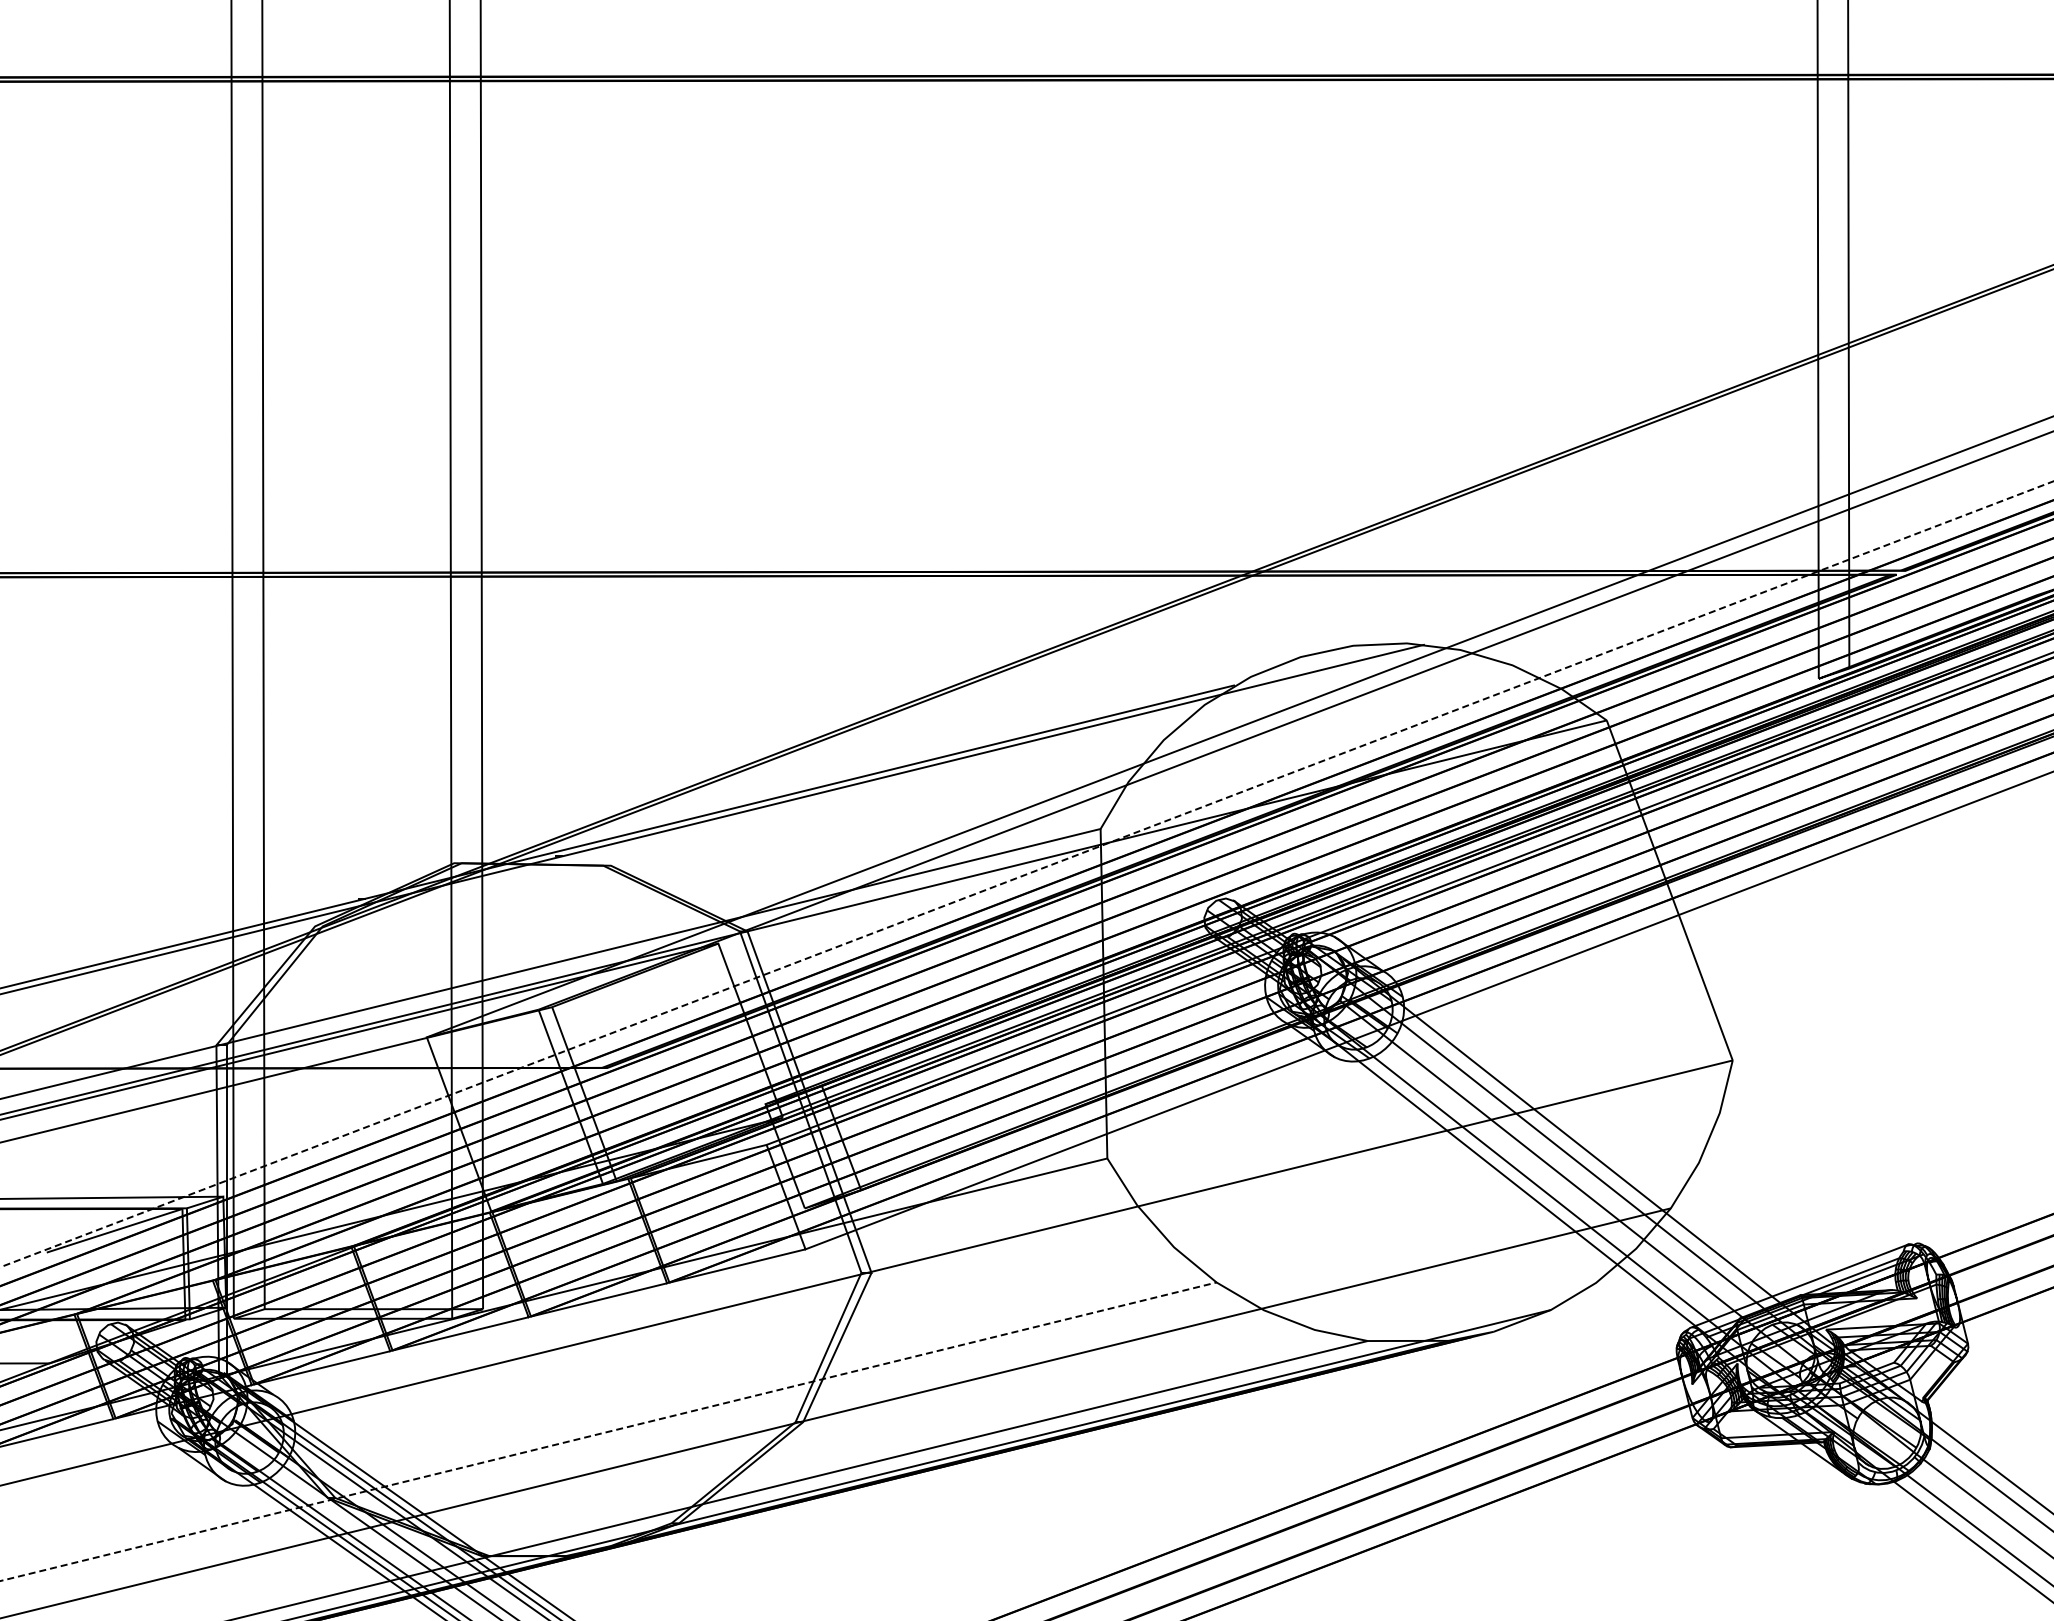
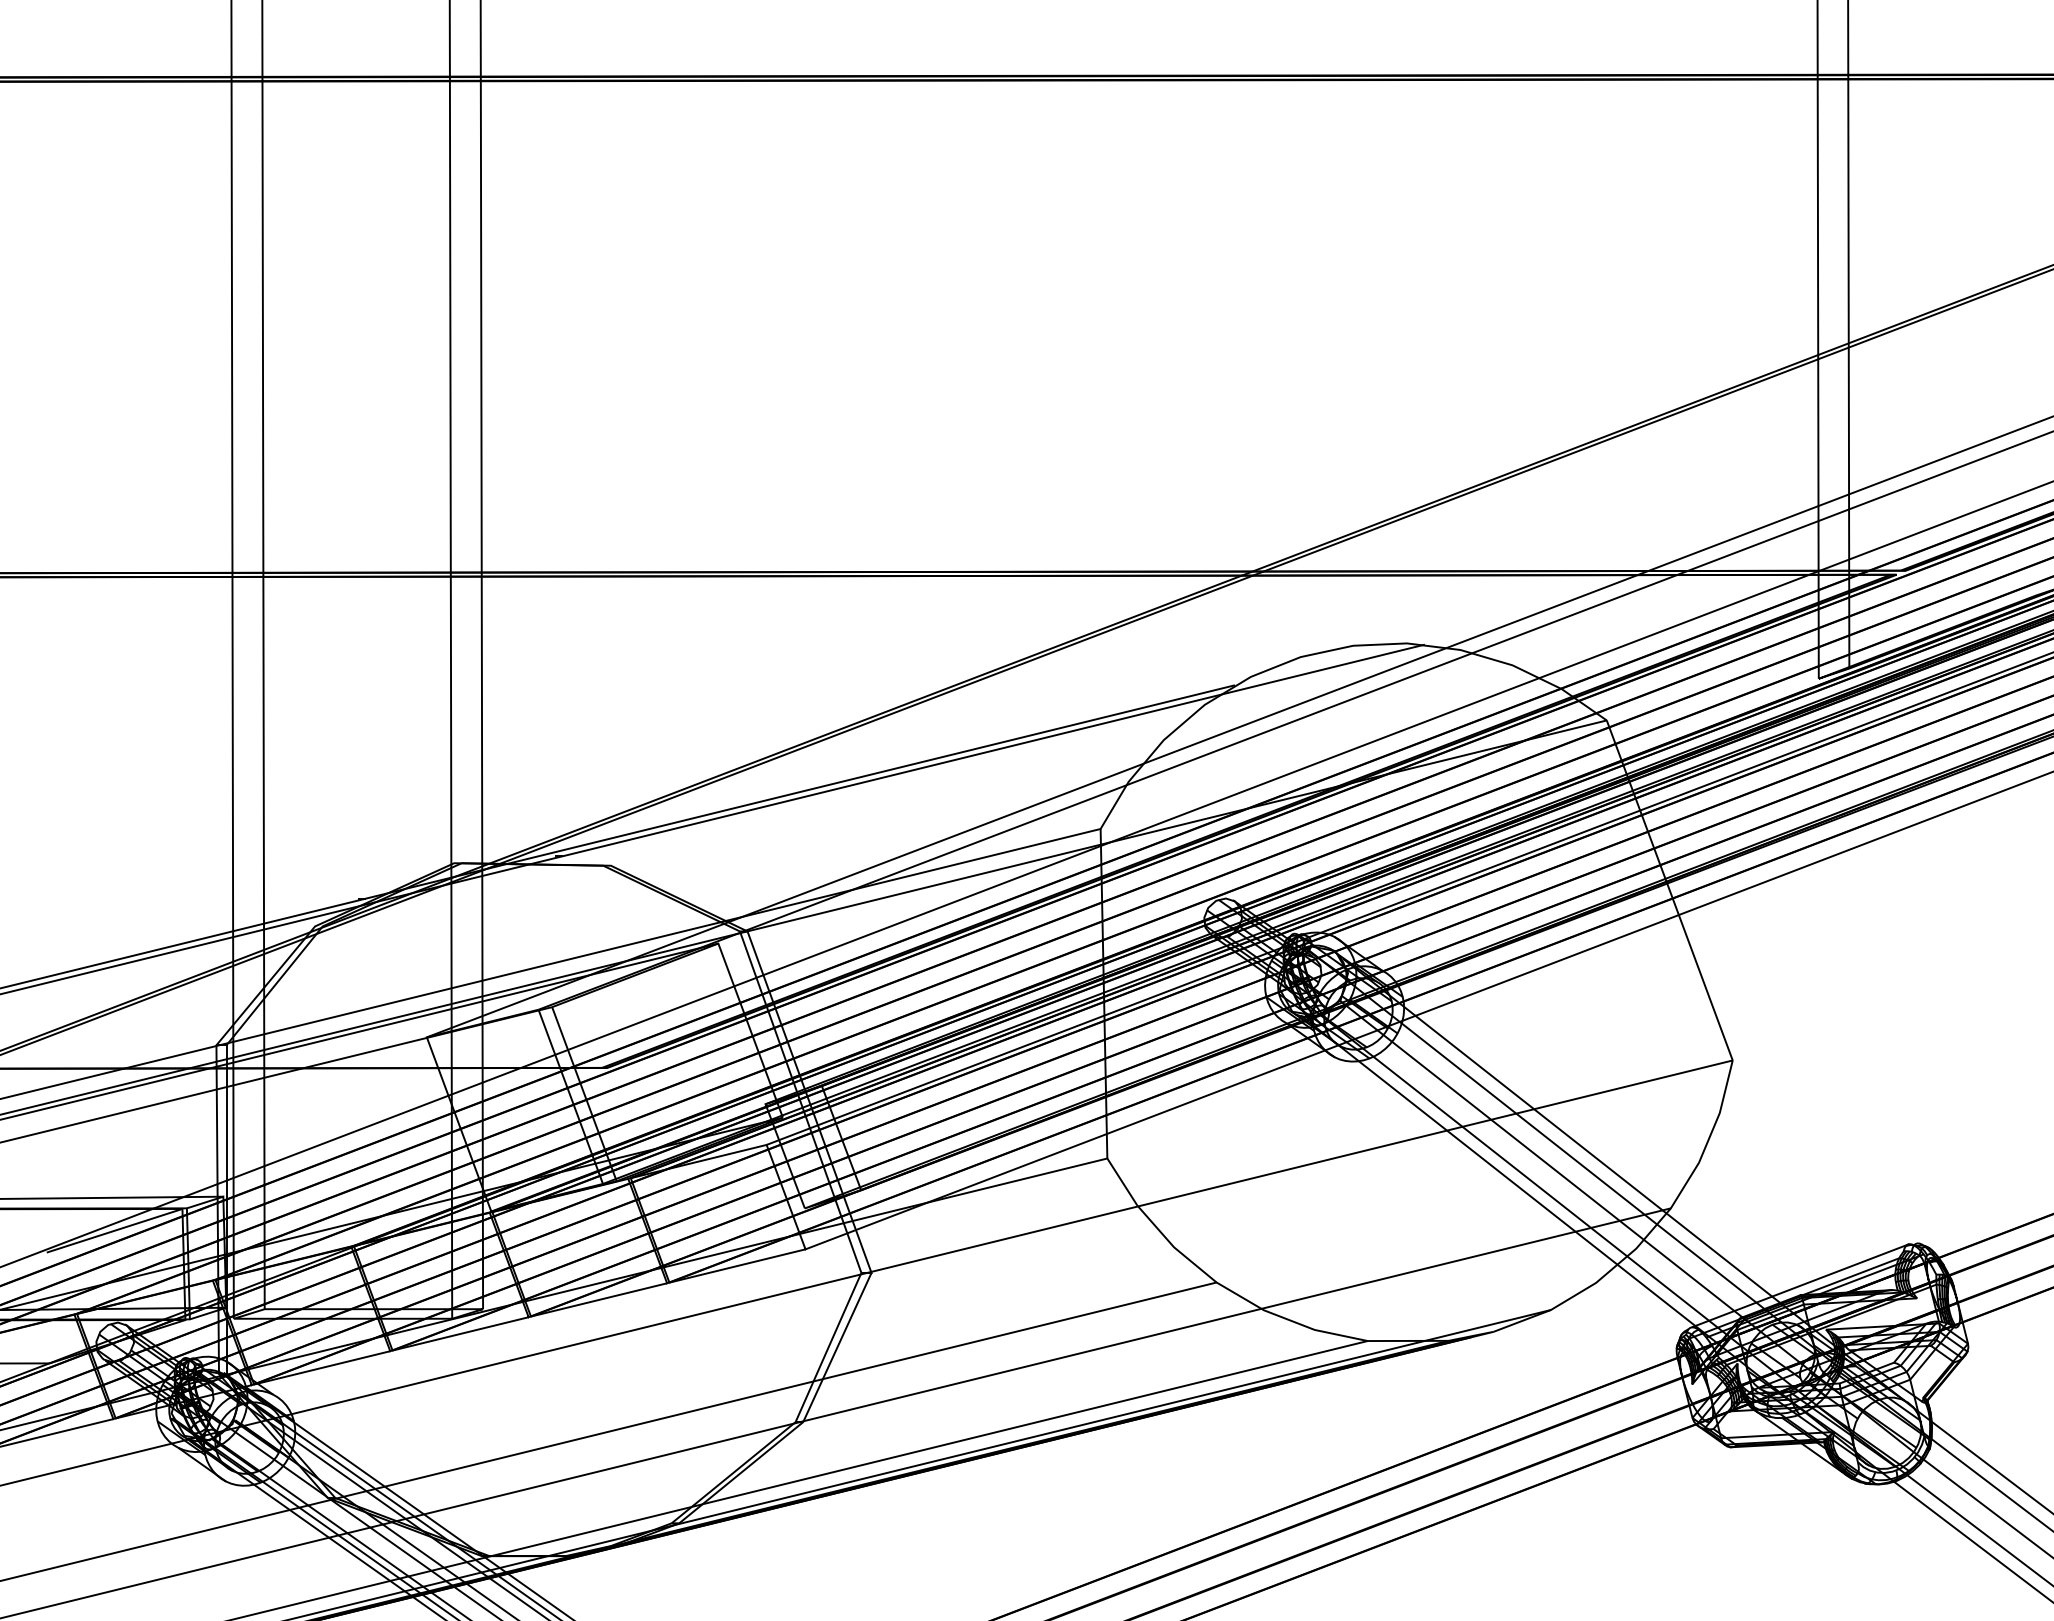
line: dashed -> solid (1026, 874)
line: dashed -> solid (608, 1431)
